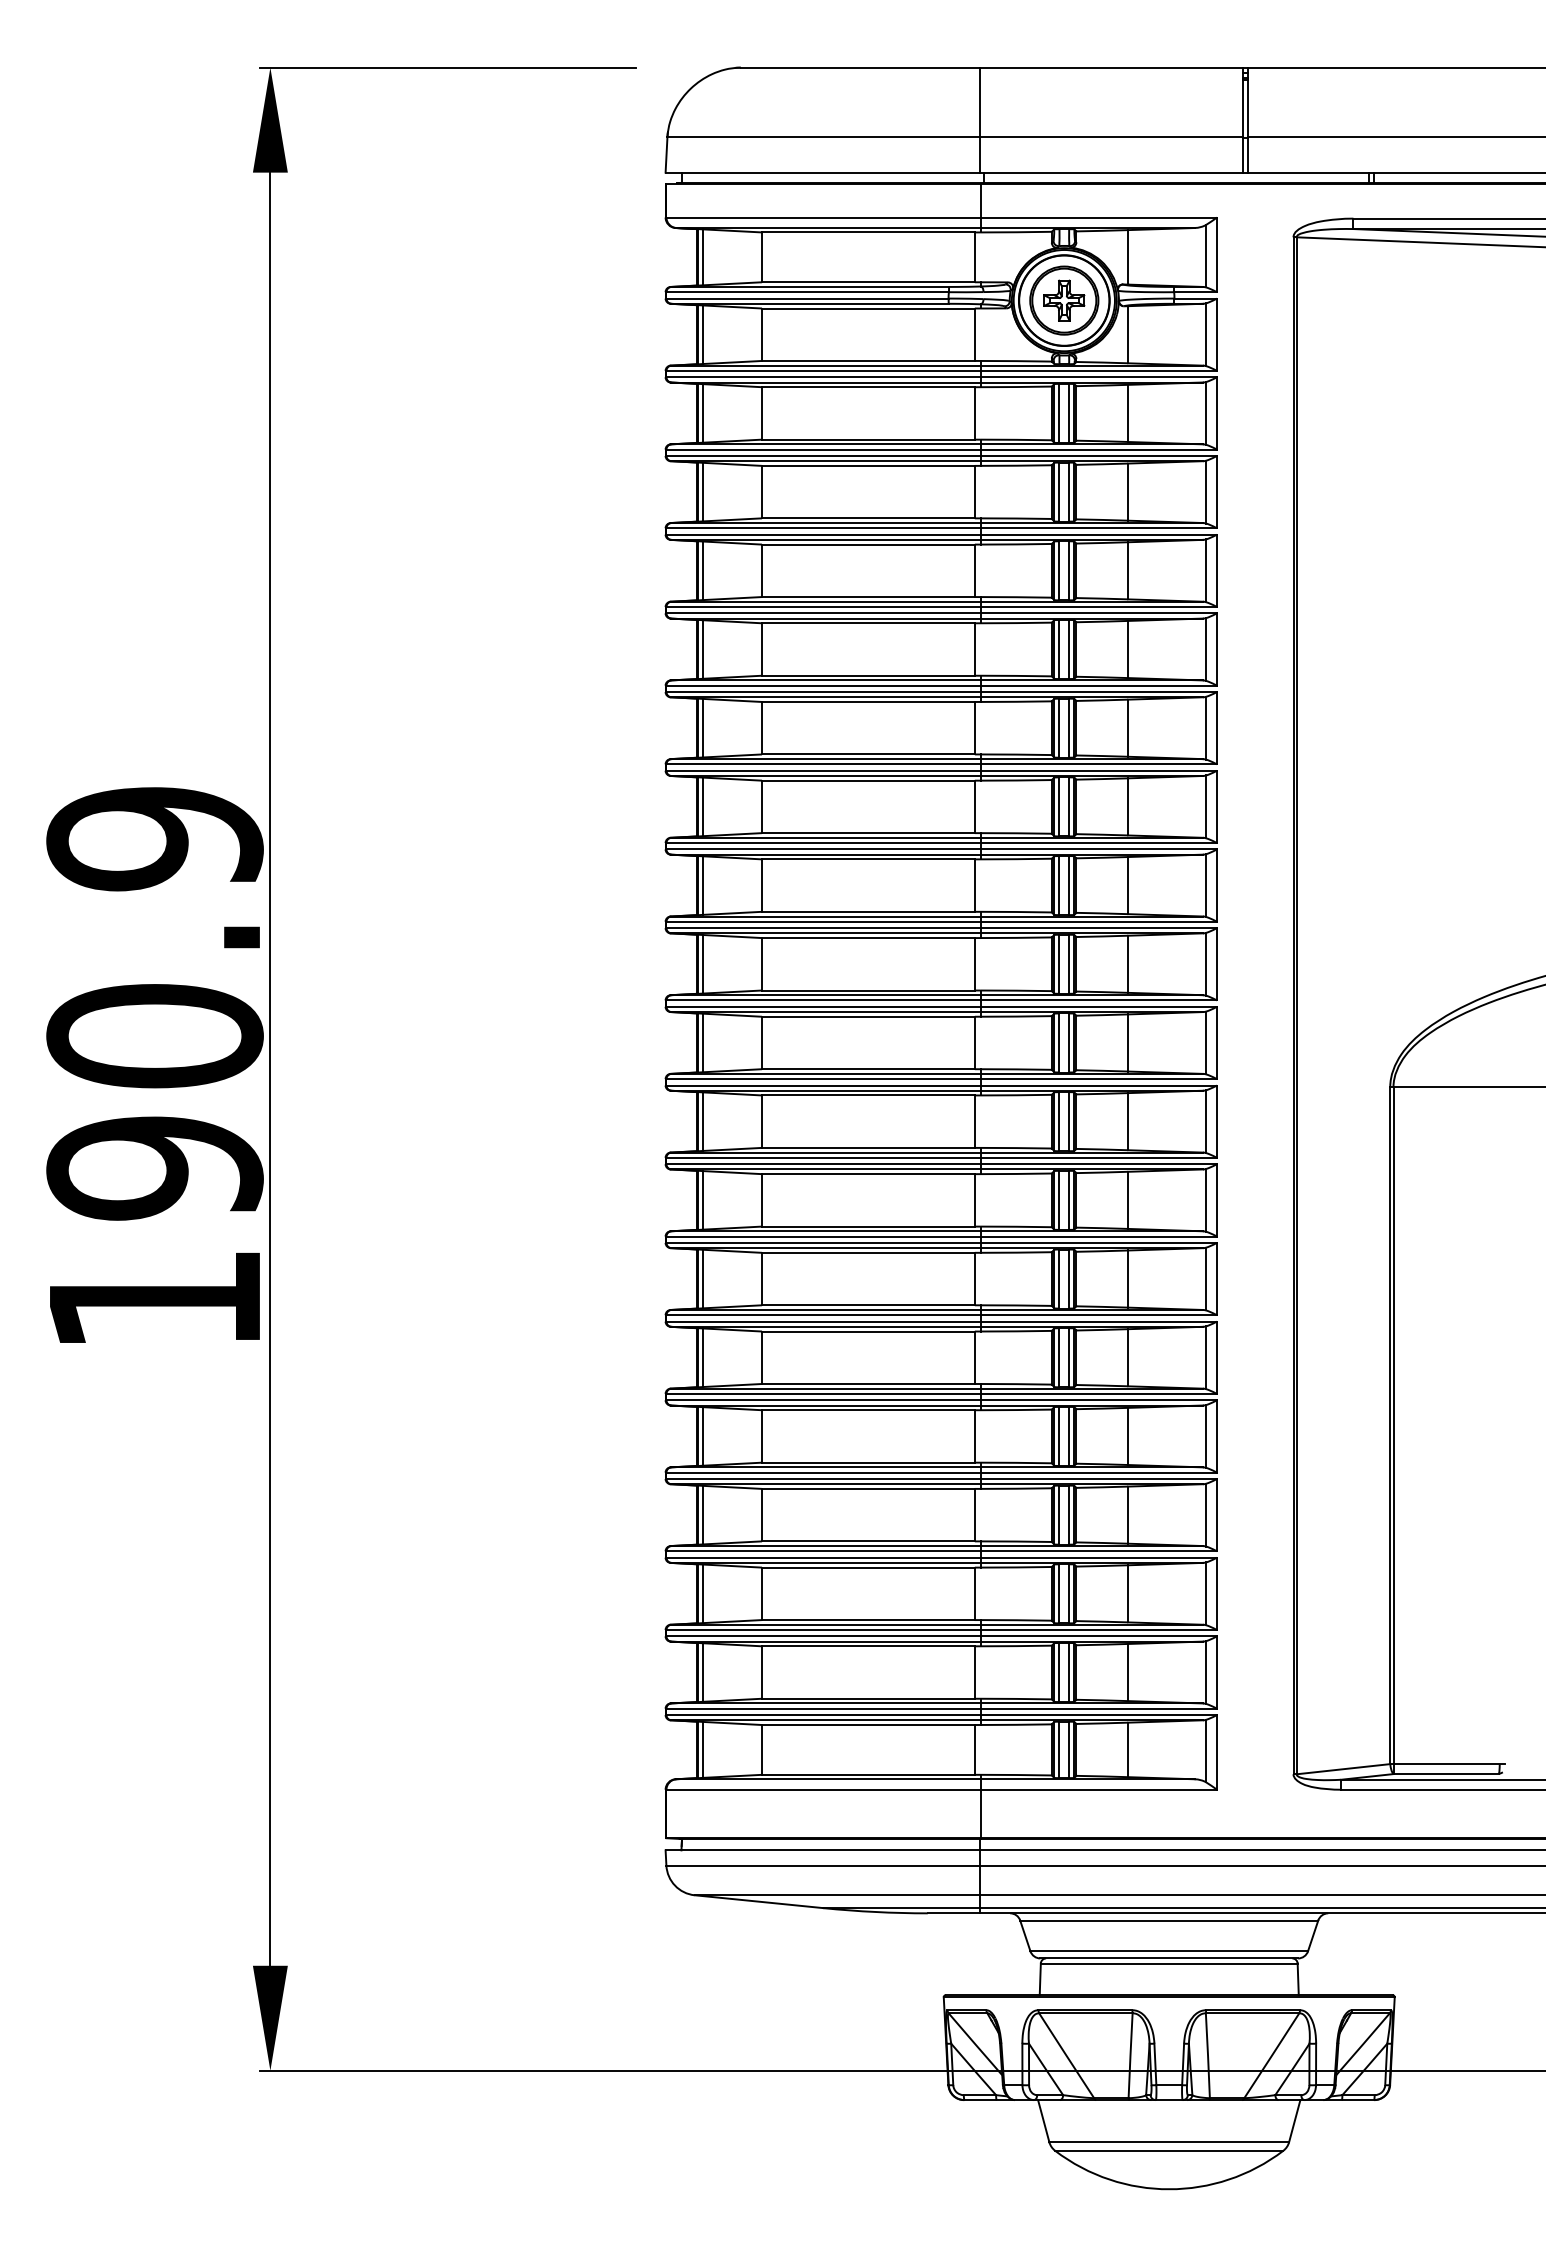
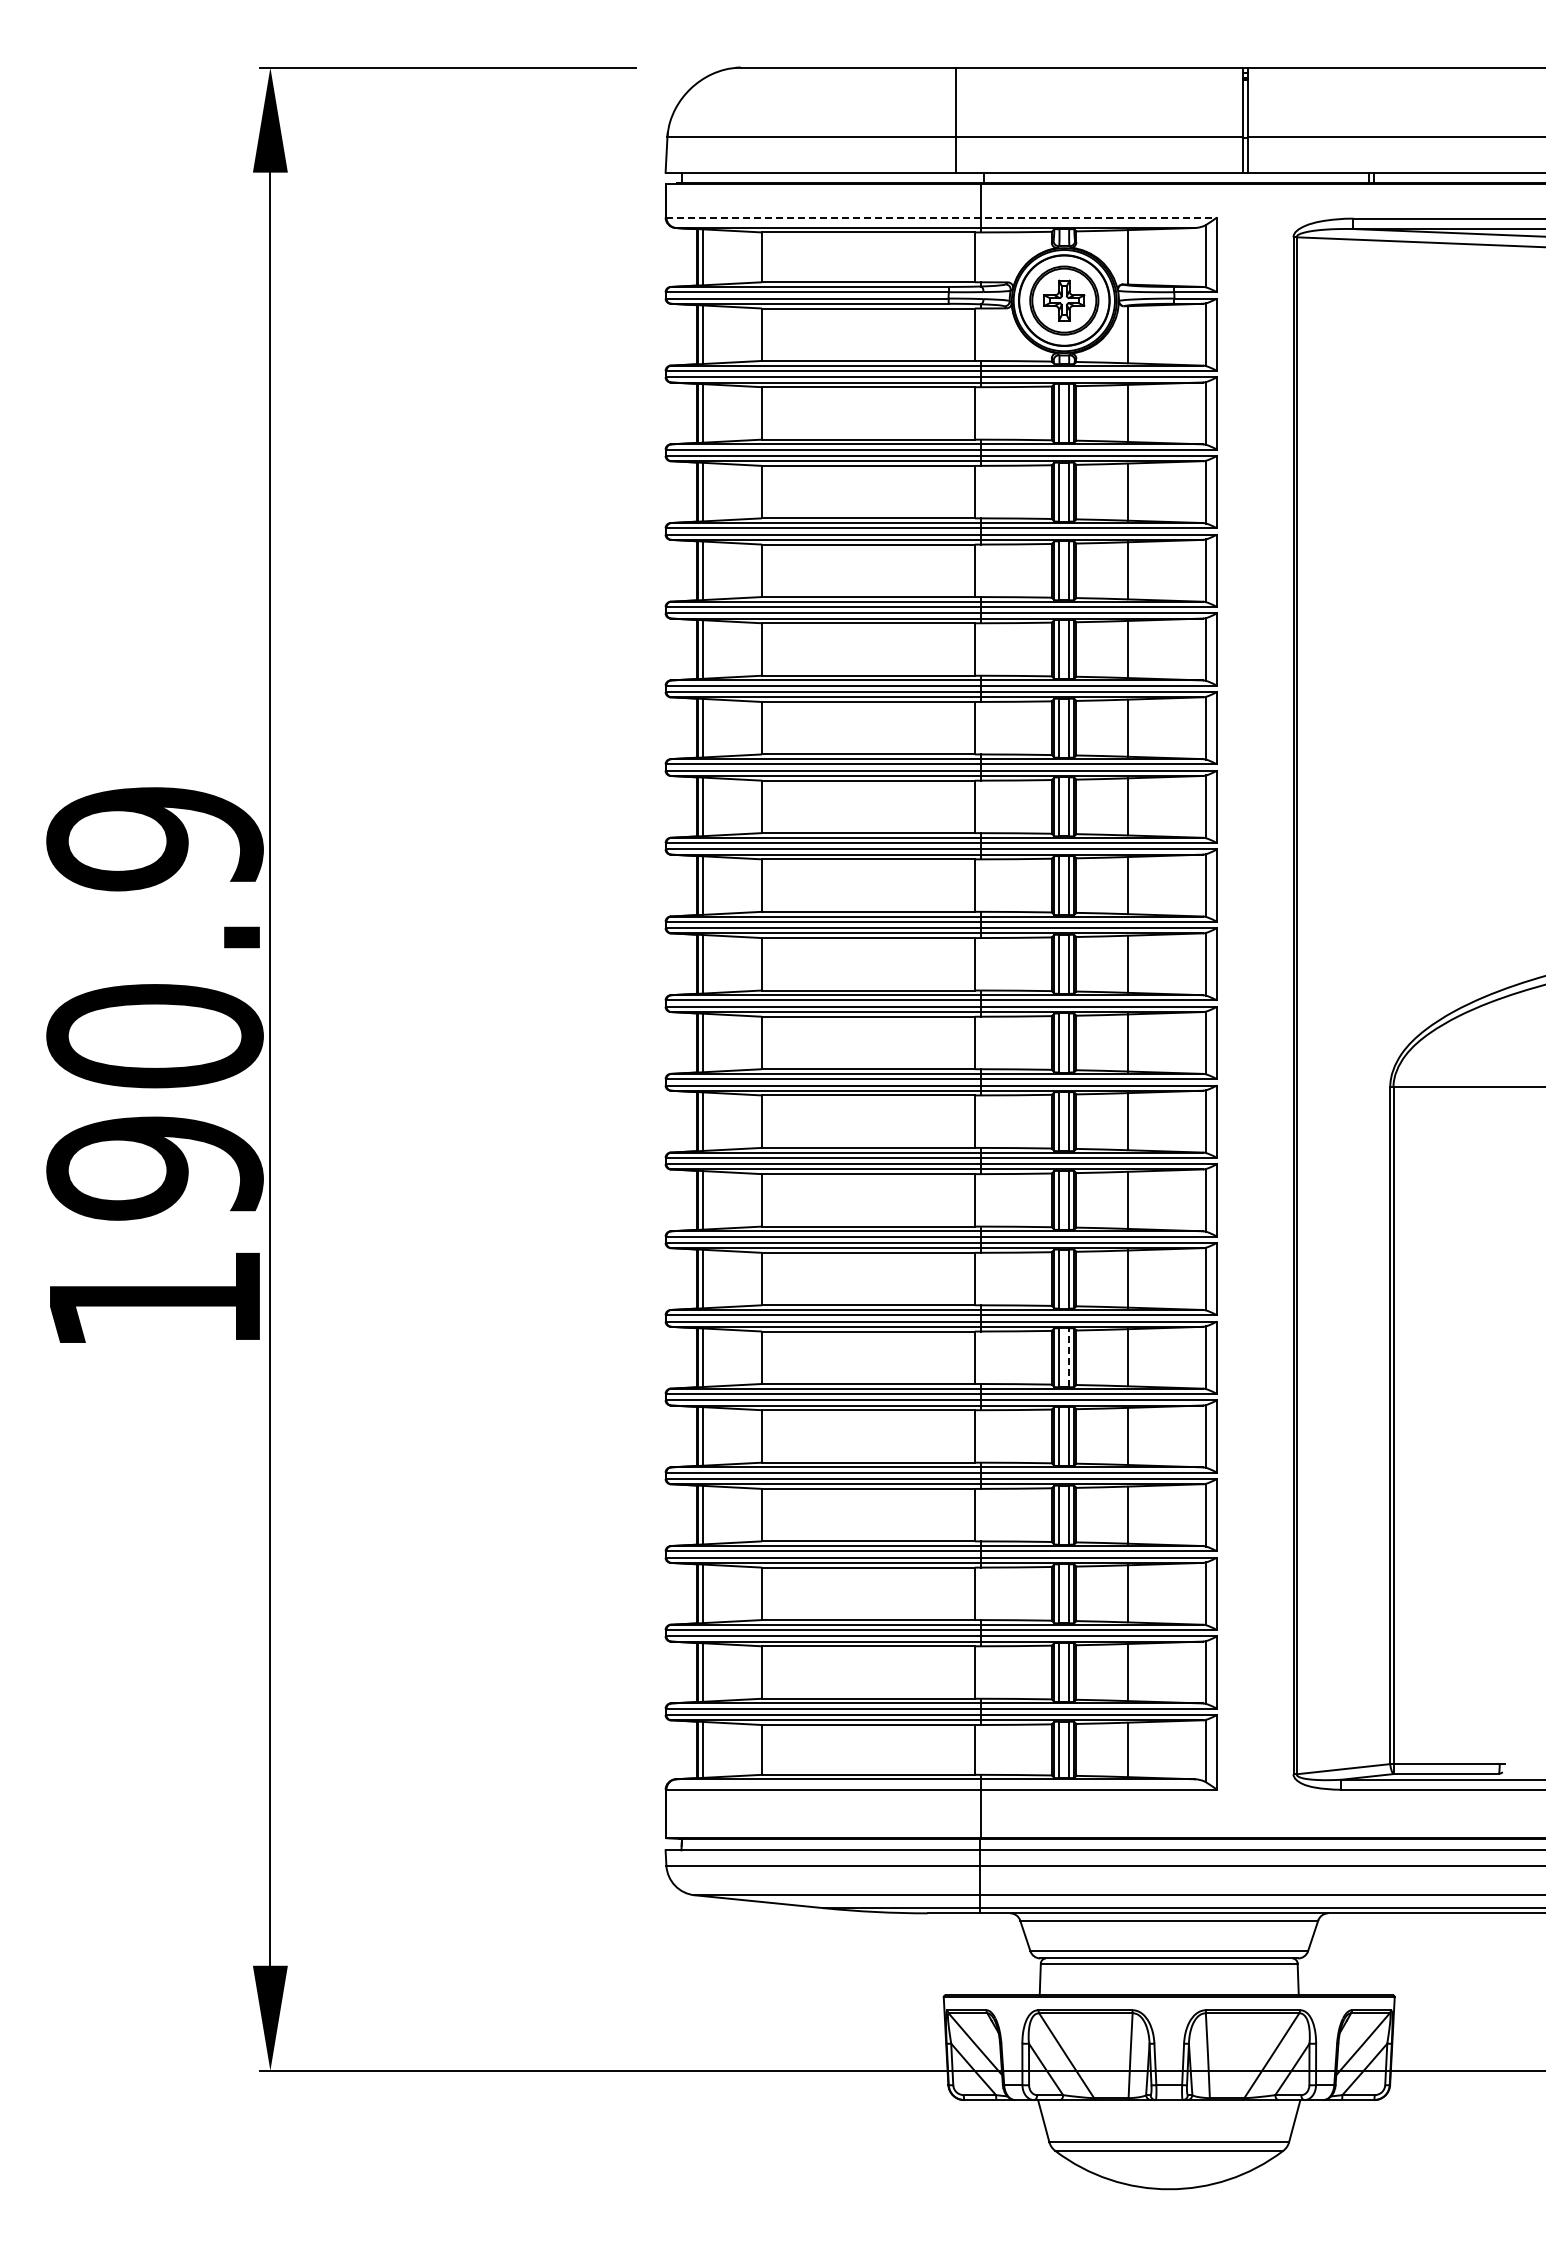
line position: (980, 119) -> (956, 119) (956, 119)
line: solid -> dashed (941, 217)
line: solid -> dashed (1069, 1357)
